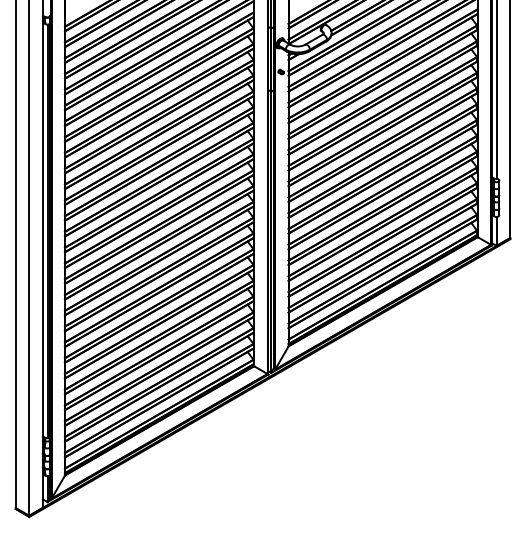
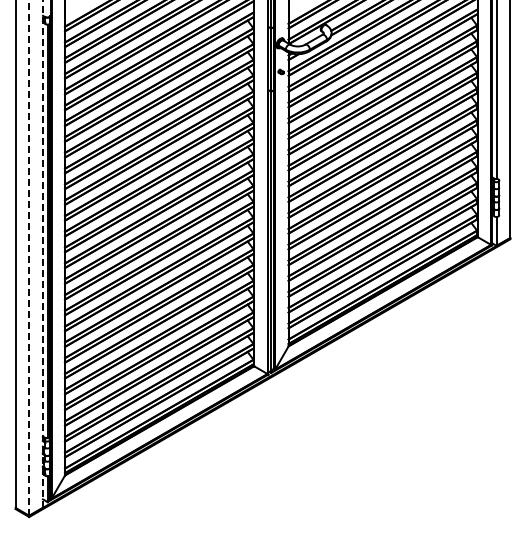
line: solid -> dashed (42, 254)
line: solid -> dashed (29, 258)
